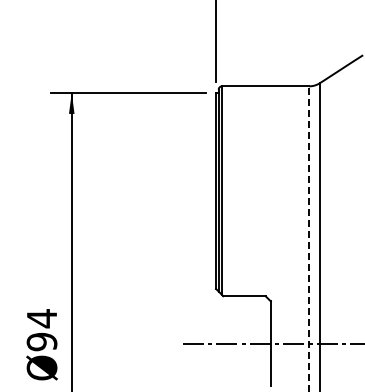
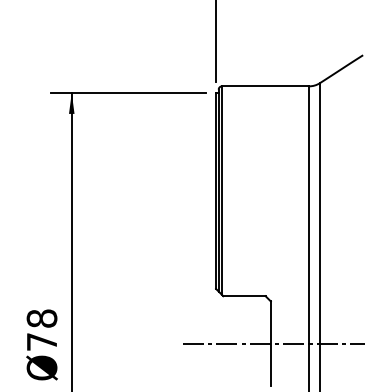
line: dashed -> solid (309, 239)
text: Ø94 -> Ø78 (41, 330)
